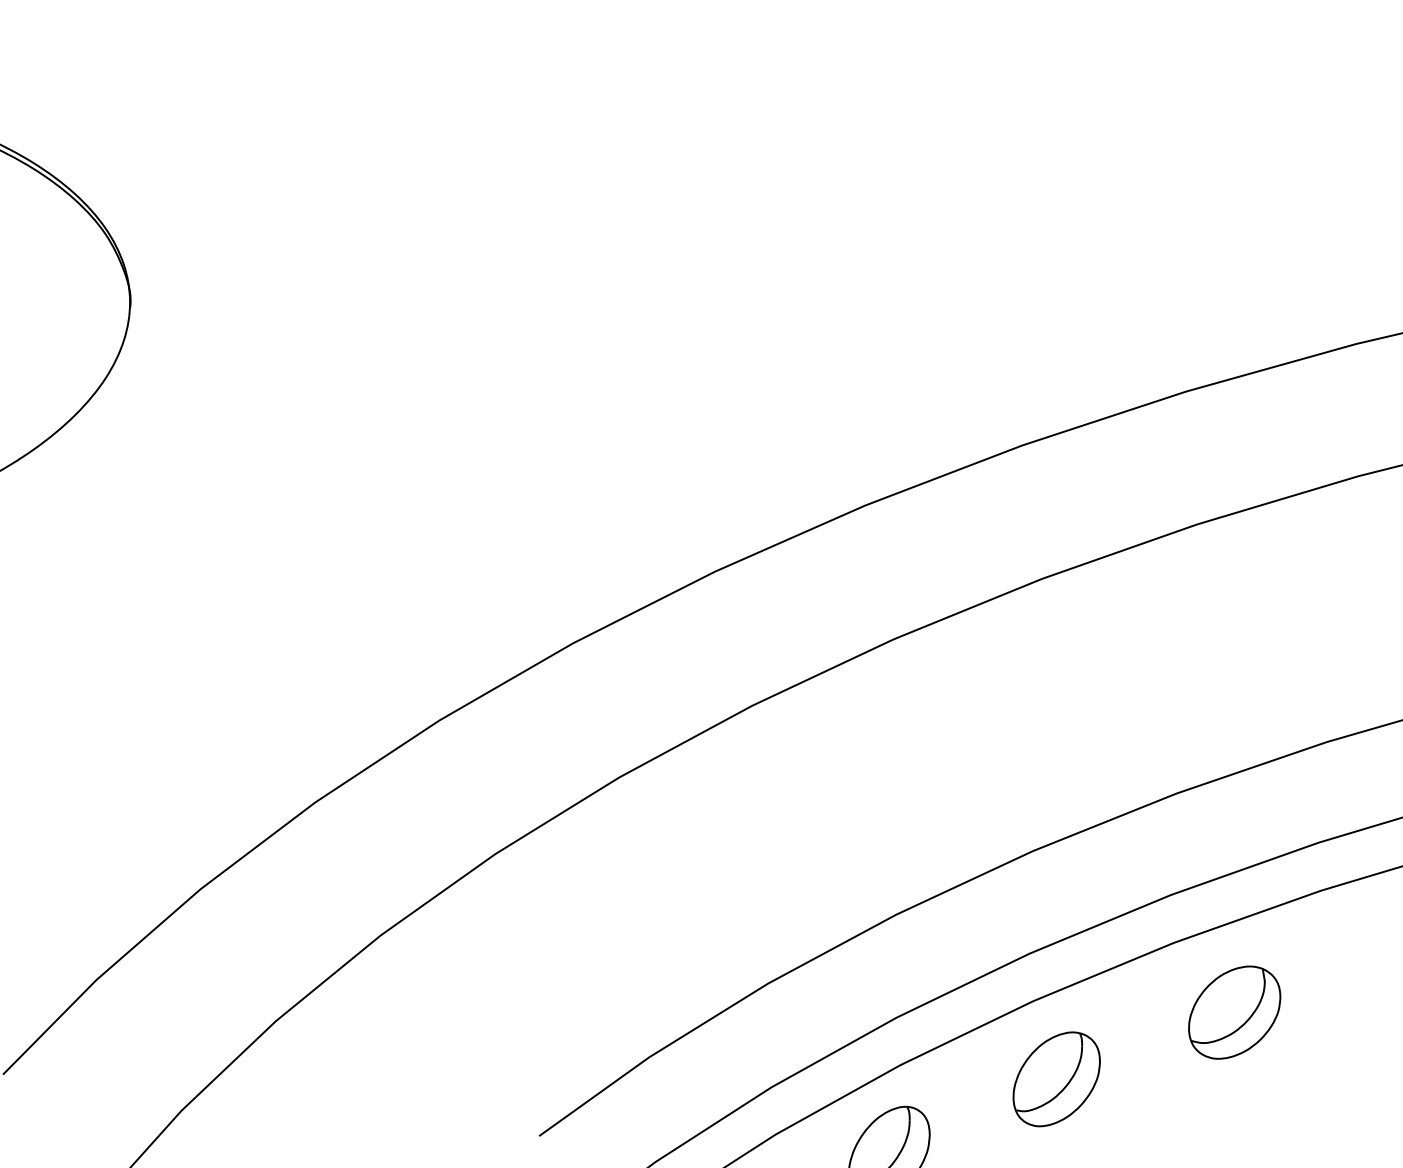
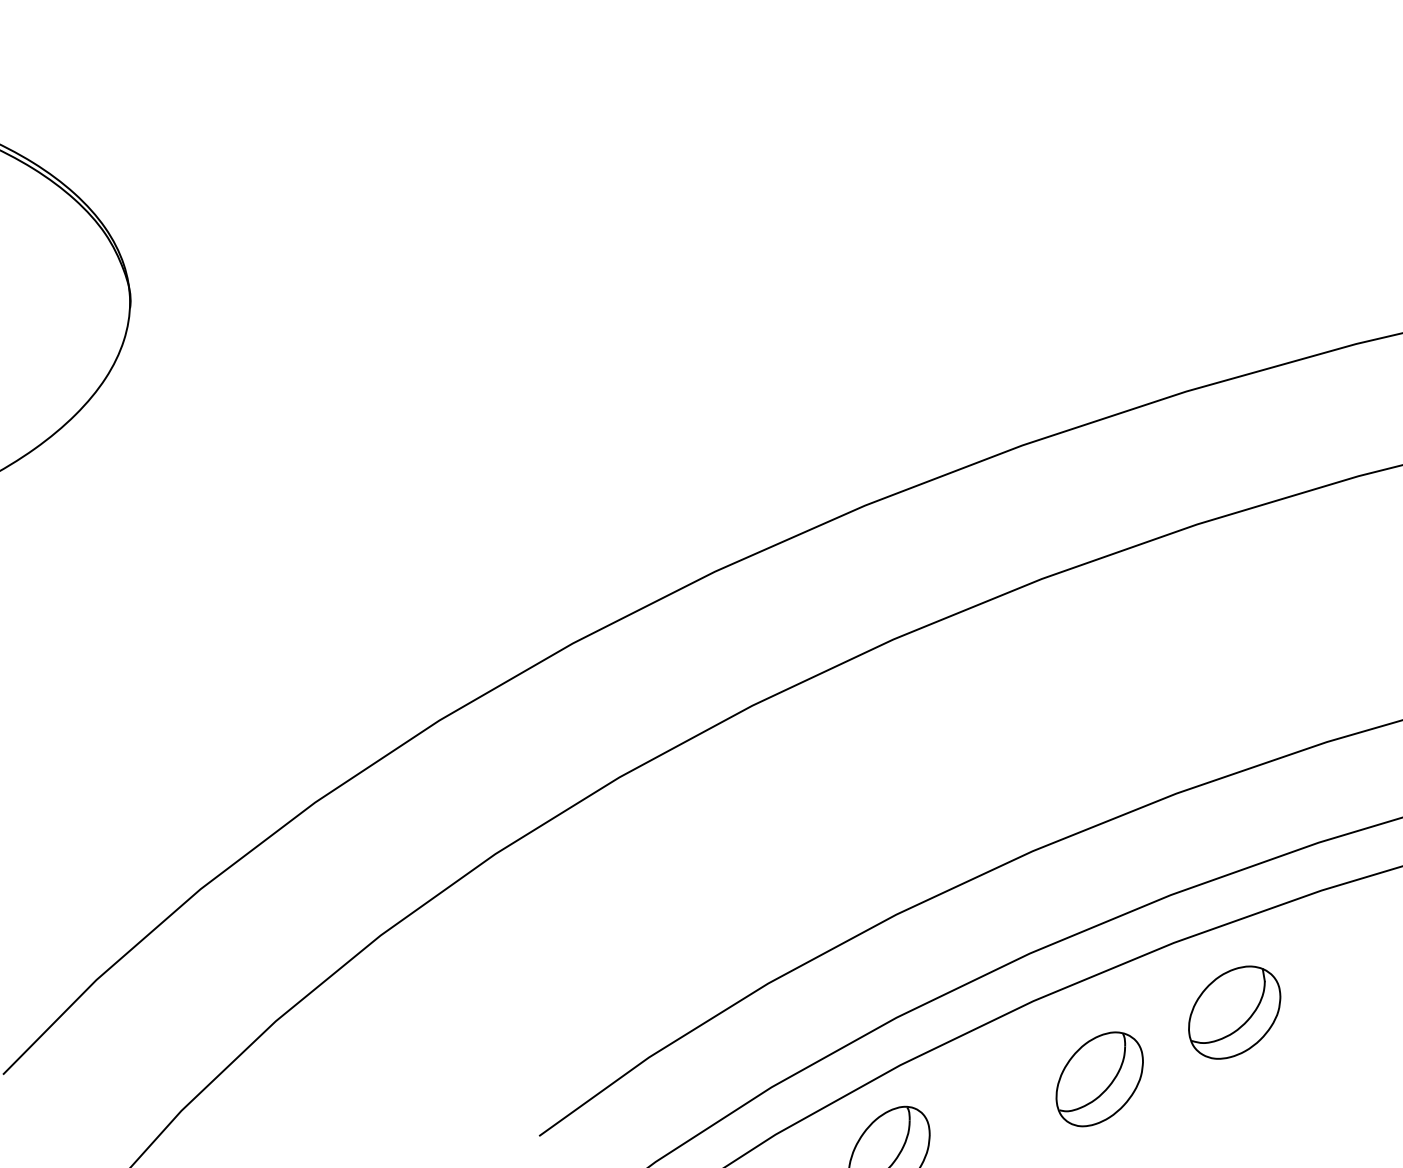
part position: (1056, 1079) -> (1099, 1079) (1099, 1079)
